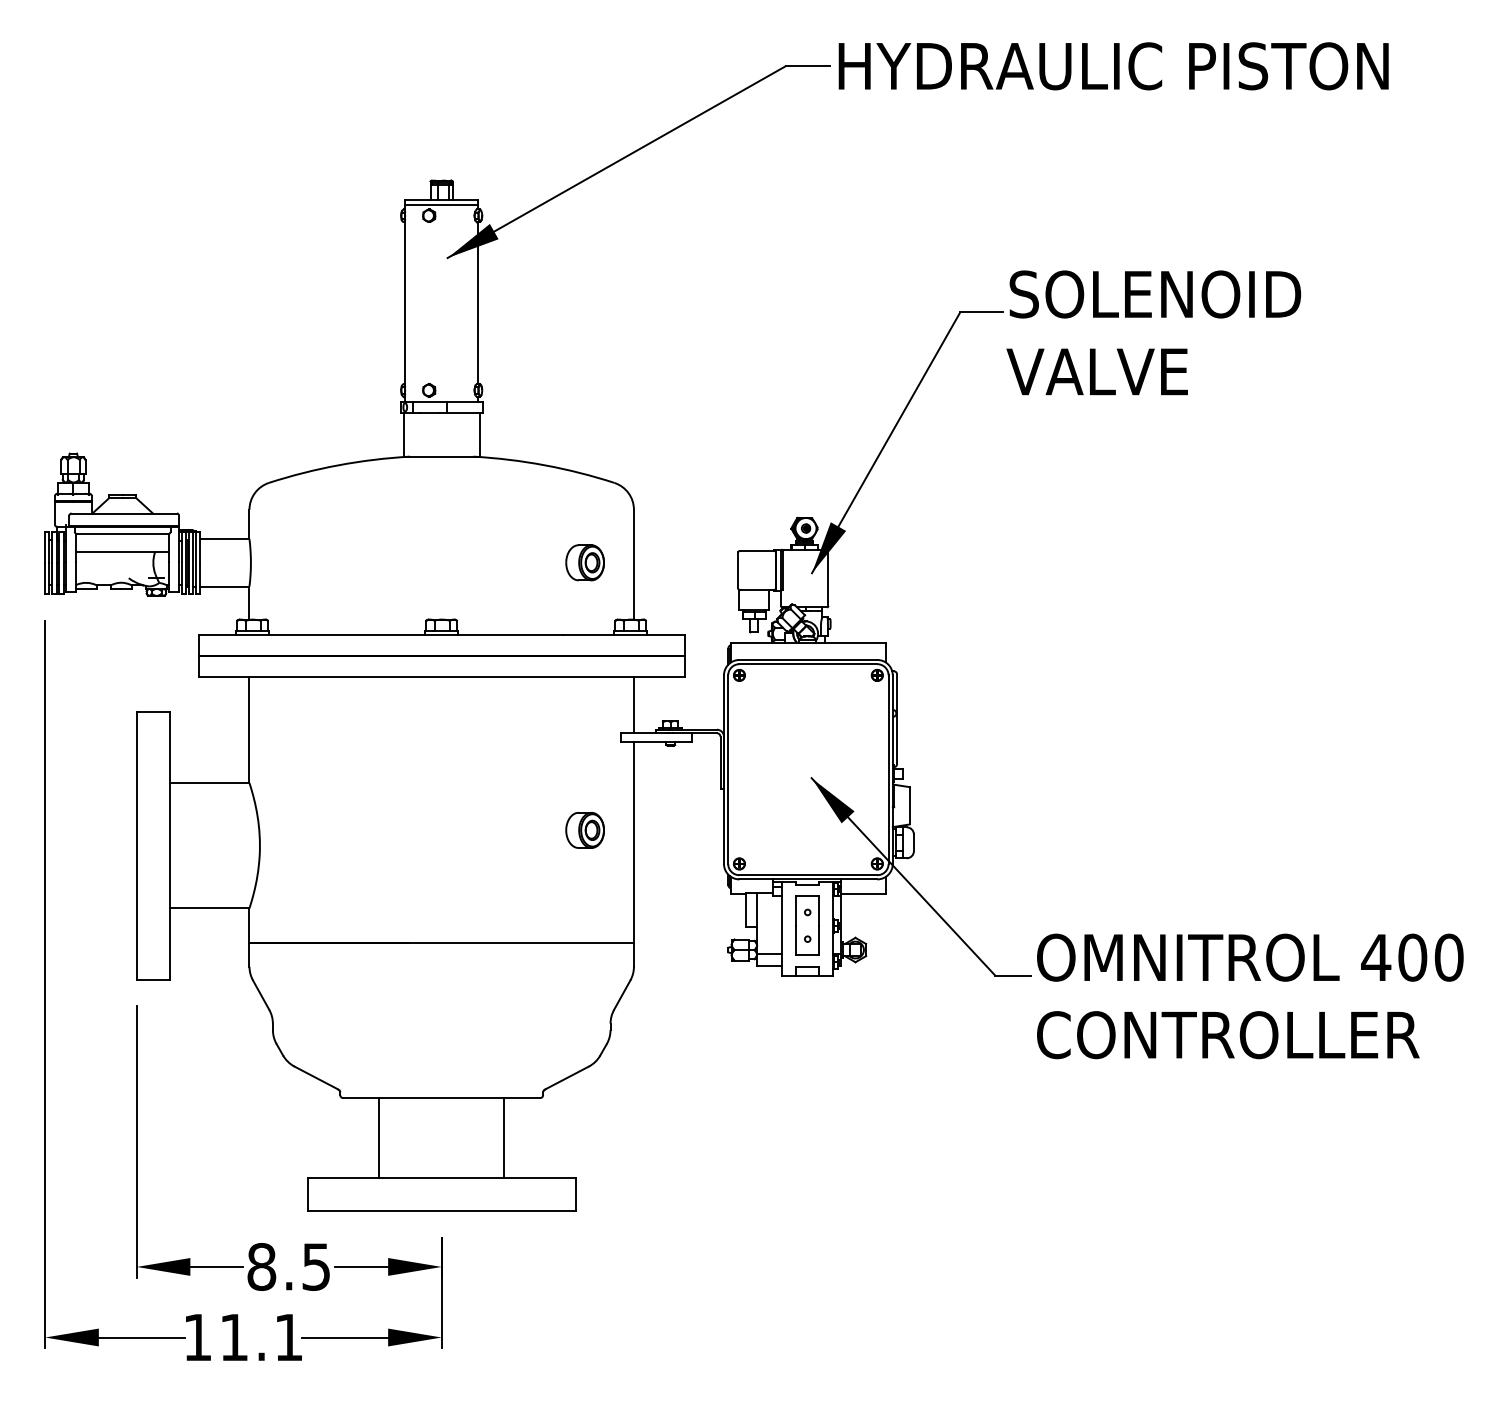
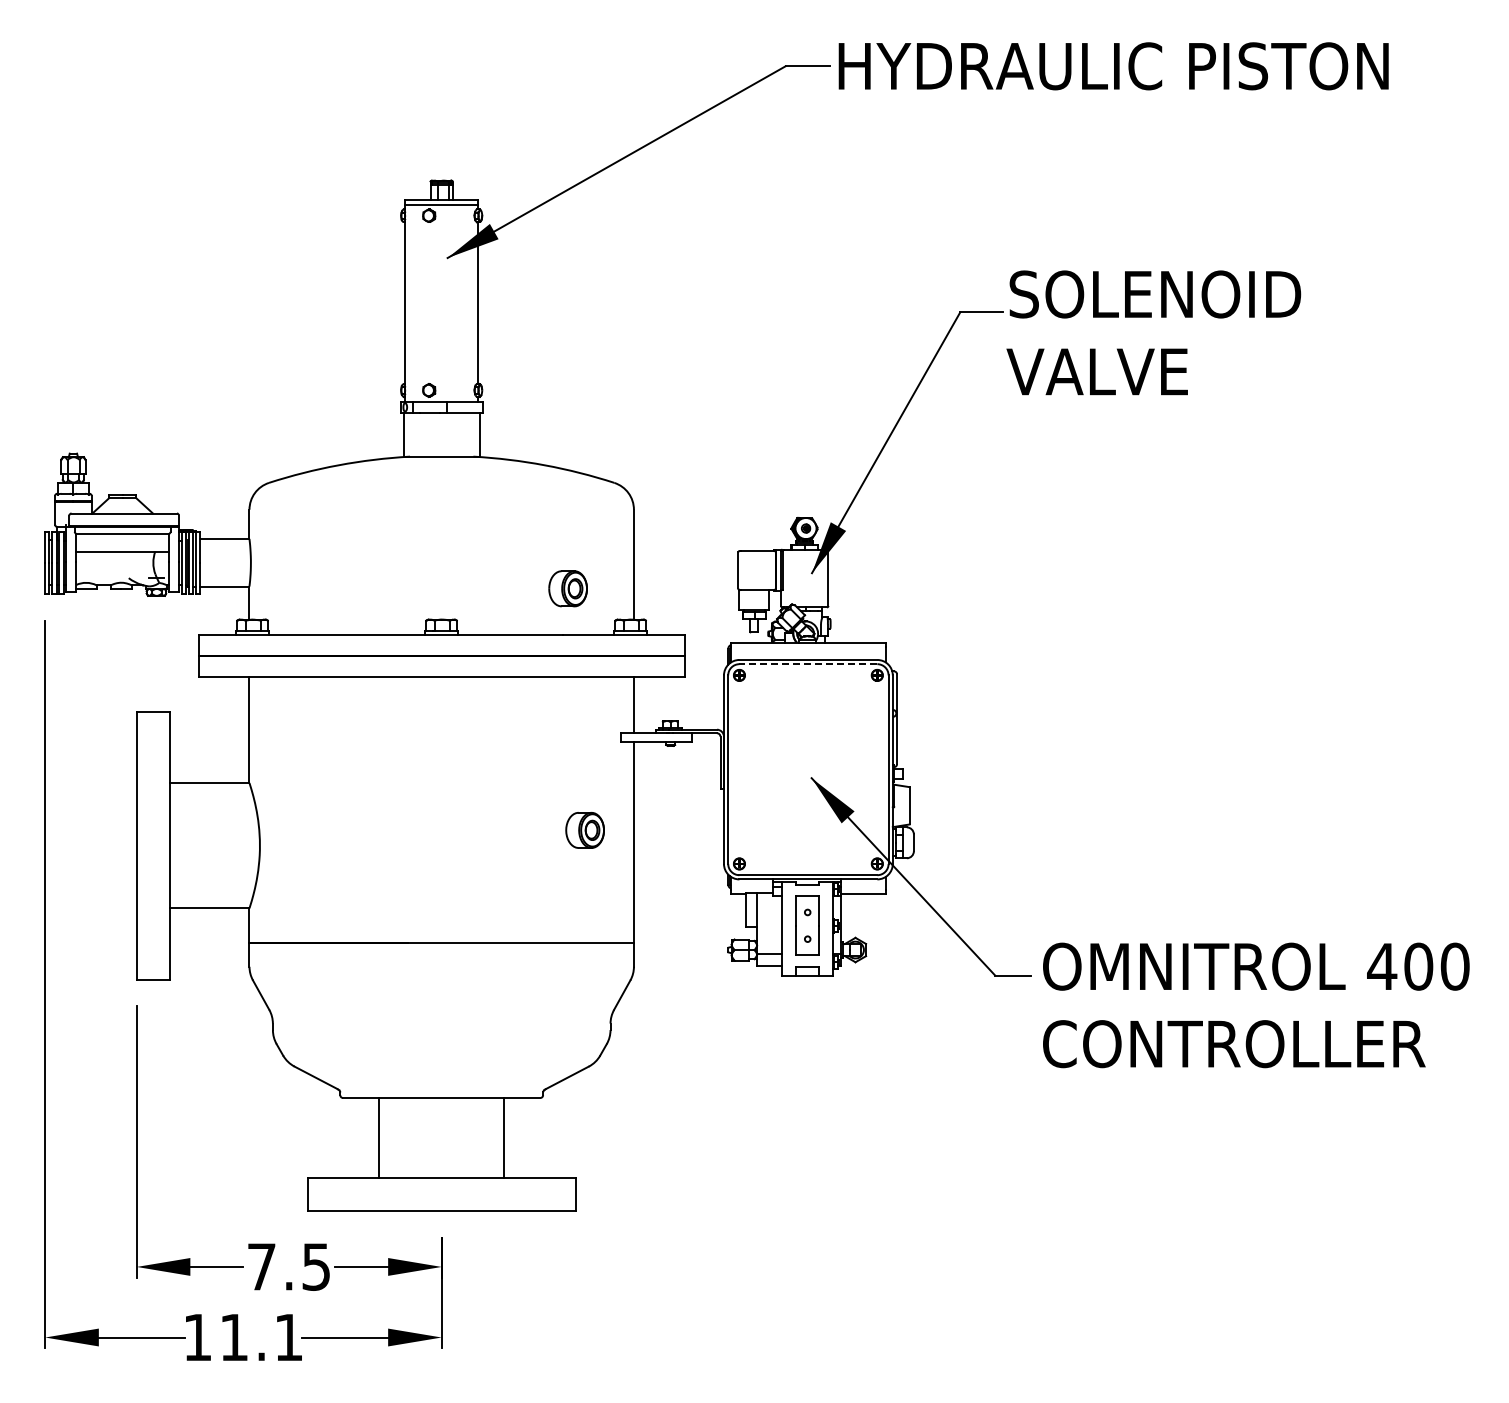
part position: (584, 562) -> (567, 588) (567, 588)
line: solid -> dashed (808, 664)
text position: (1250, 996) -> (1256, 1005) (1256, 1005)
text: 8.5 -> 7.5 (261, 1266)
